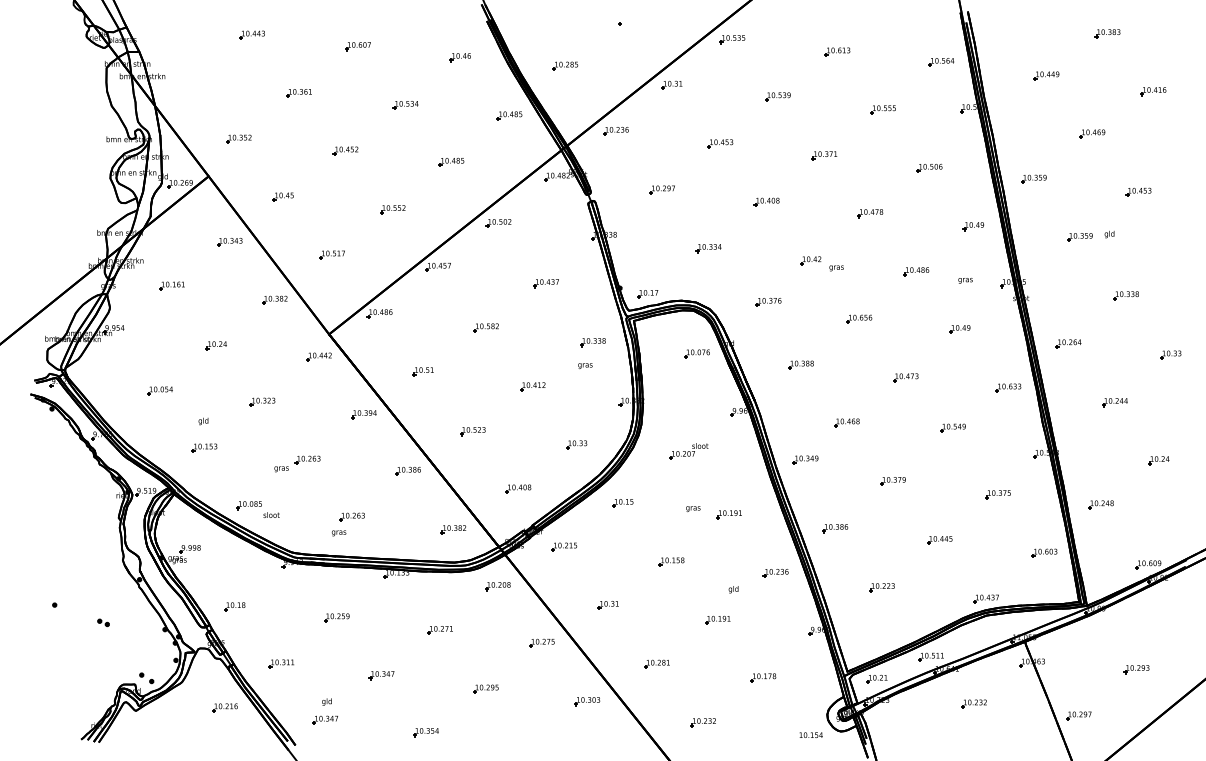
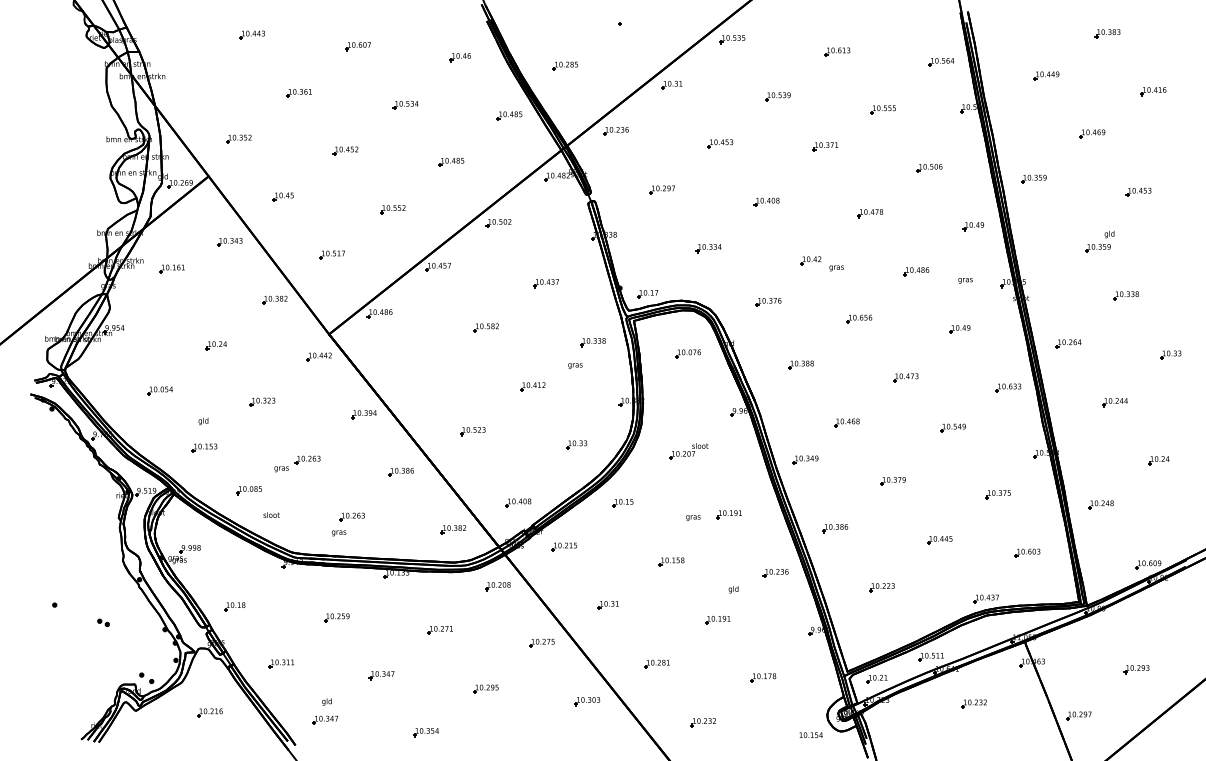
part position: (824, 155) -> (825, 146) (825, 146)
part position: (1079, 237) -> (1097, 248) (1097, 248)
part position: (171, 285) -> (171, 268) (171, 268)
part position: (696, 353) -> (687, 353) (687, 353)
text position: (585, 365) -> (575, 365) (575, 365)
part: present -> none (422, 371)
part position: (407, 471) -> (400, 472) (400, 472)
part position: (518, 488) -> (518, 502) (518, 502)
part position: (248, 505) -> (248, 490) (248, 490)
text position: (693, 509) -> (693, 518) (693, 518)
part position: (1044, 552) -> (1027, 552) (1027, 552)
part position: (224, 707) -> (209, 712) (209, 712)
